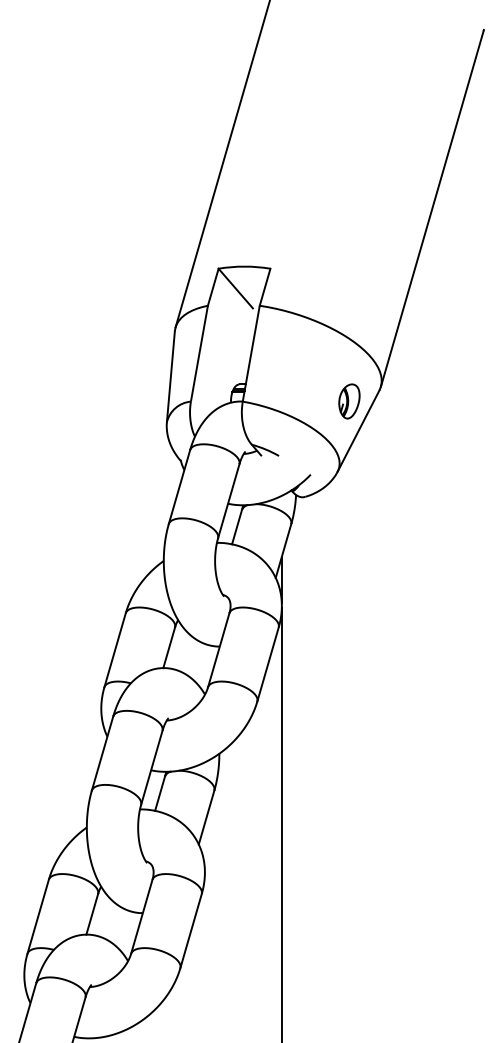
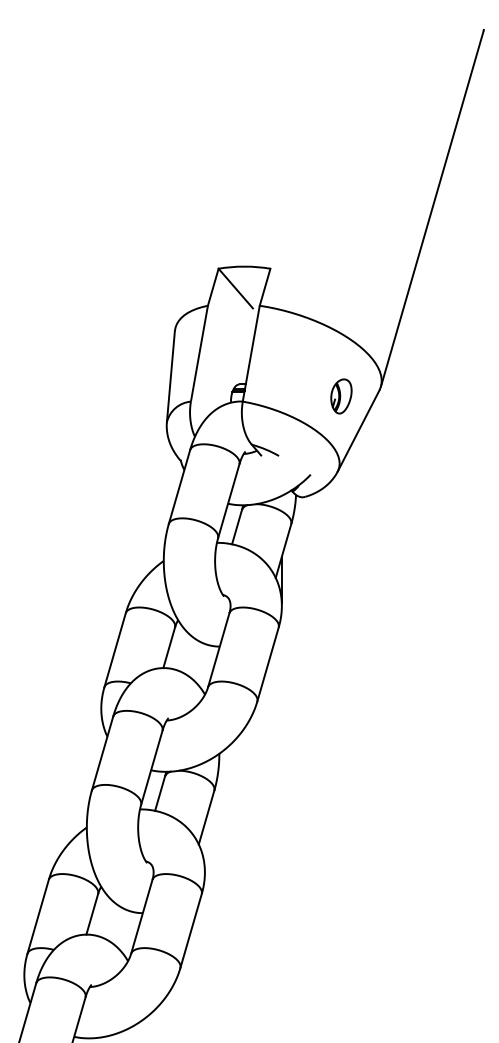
line: present -> none (222, 164)
part position: (349, 401) -> (341, 396) (341, 396)
line: present -> none (281, 823)
